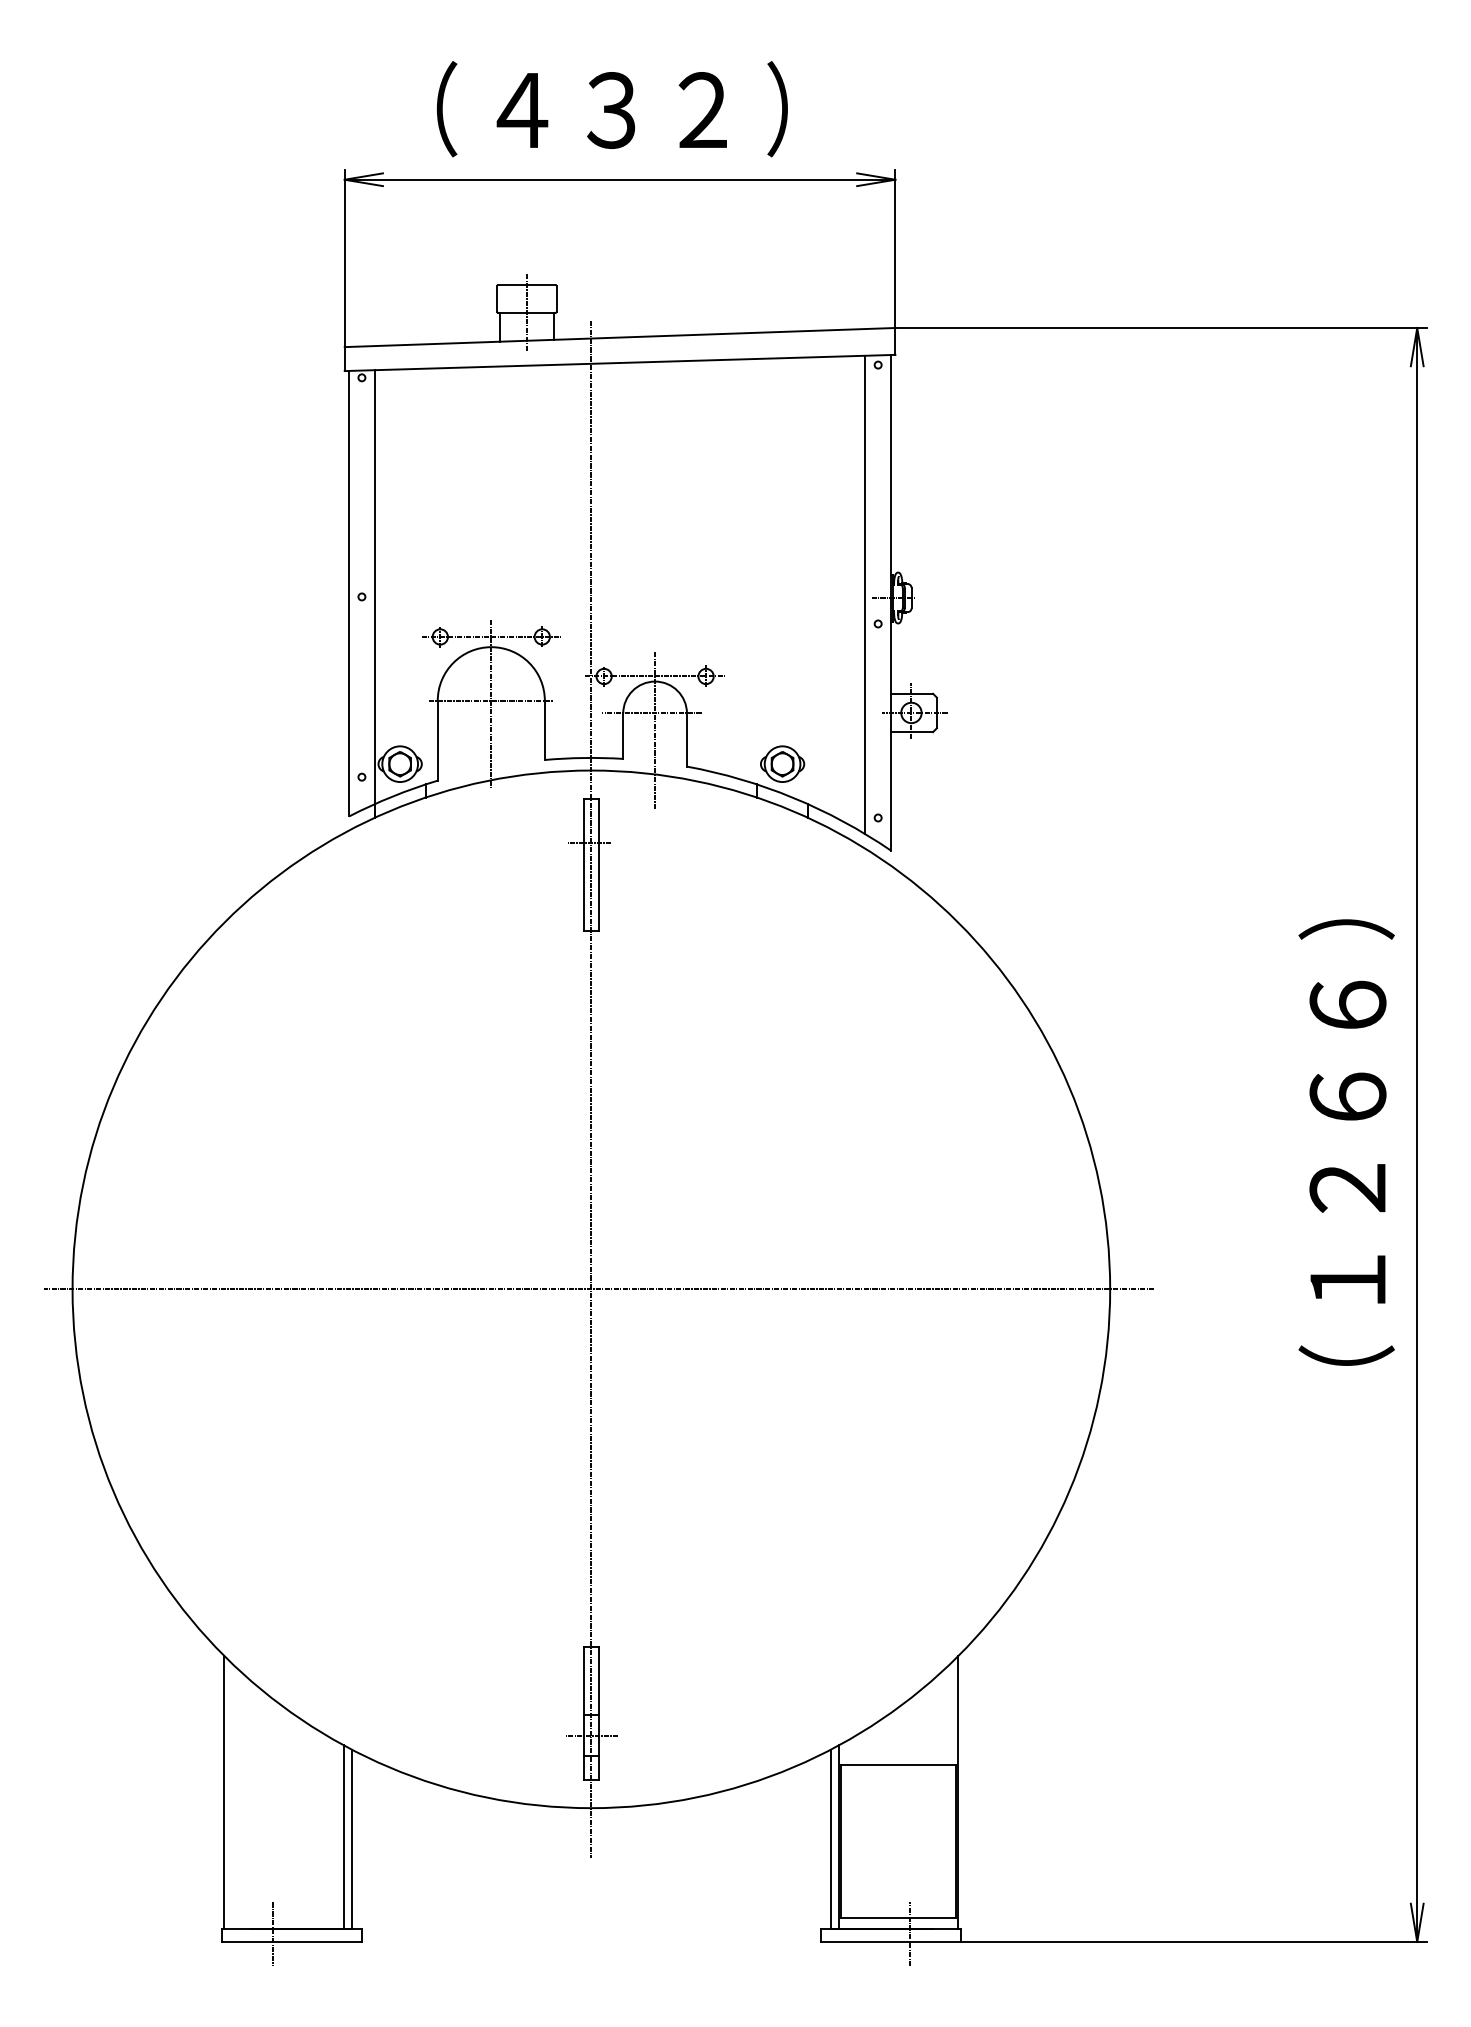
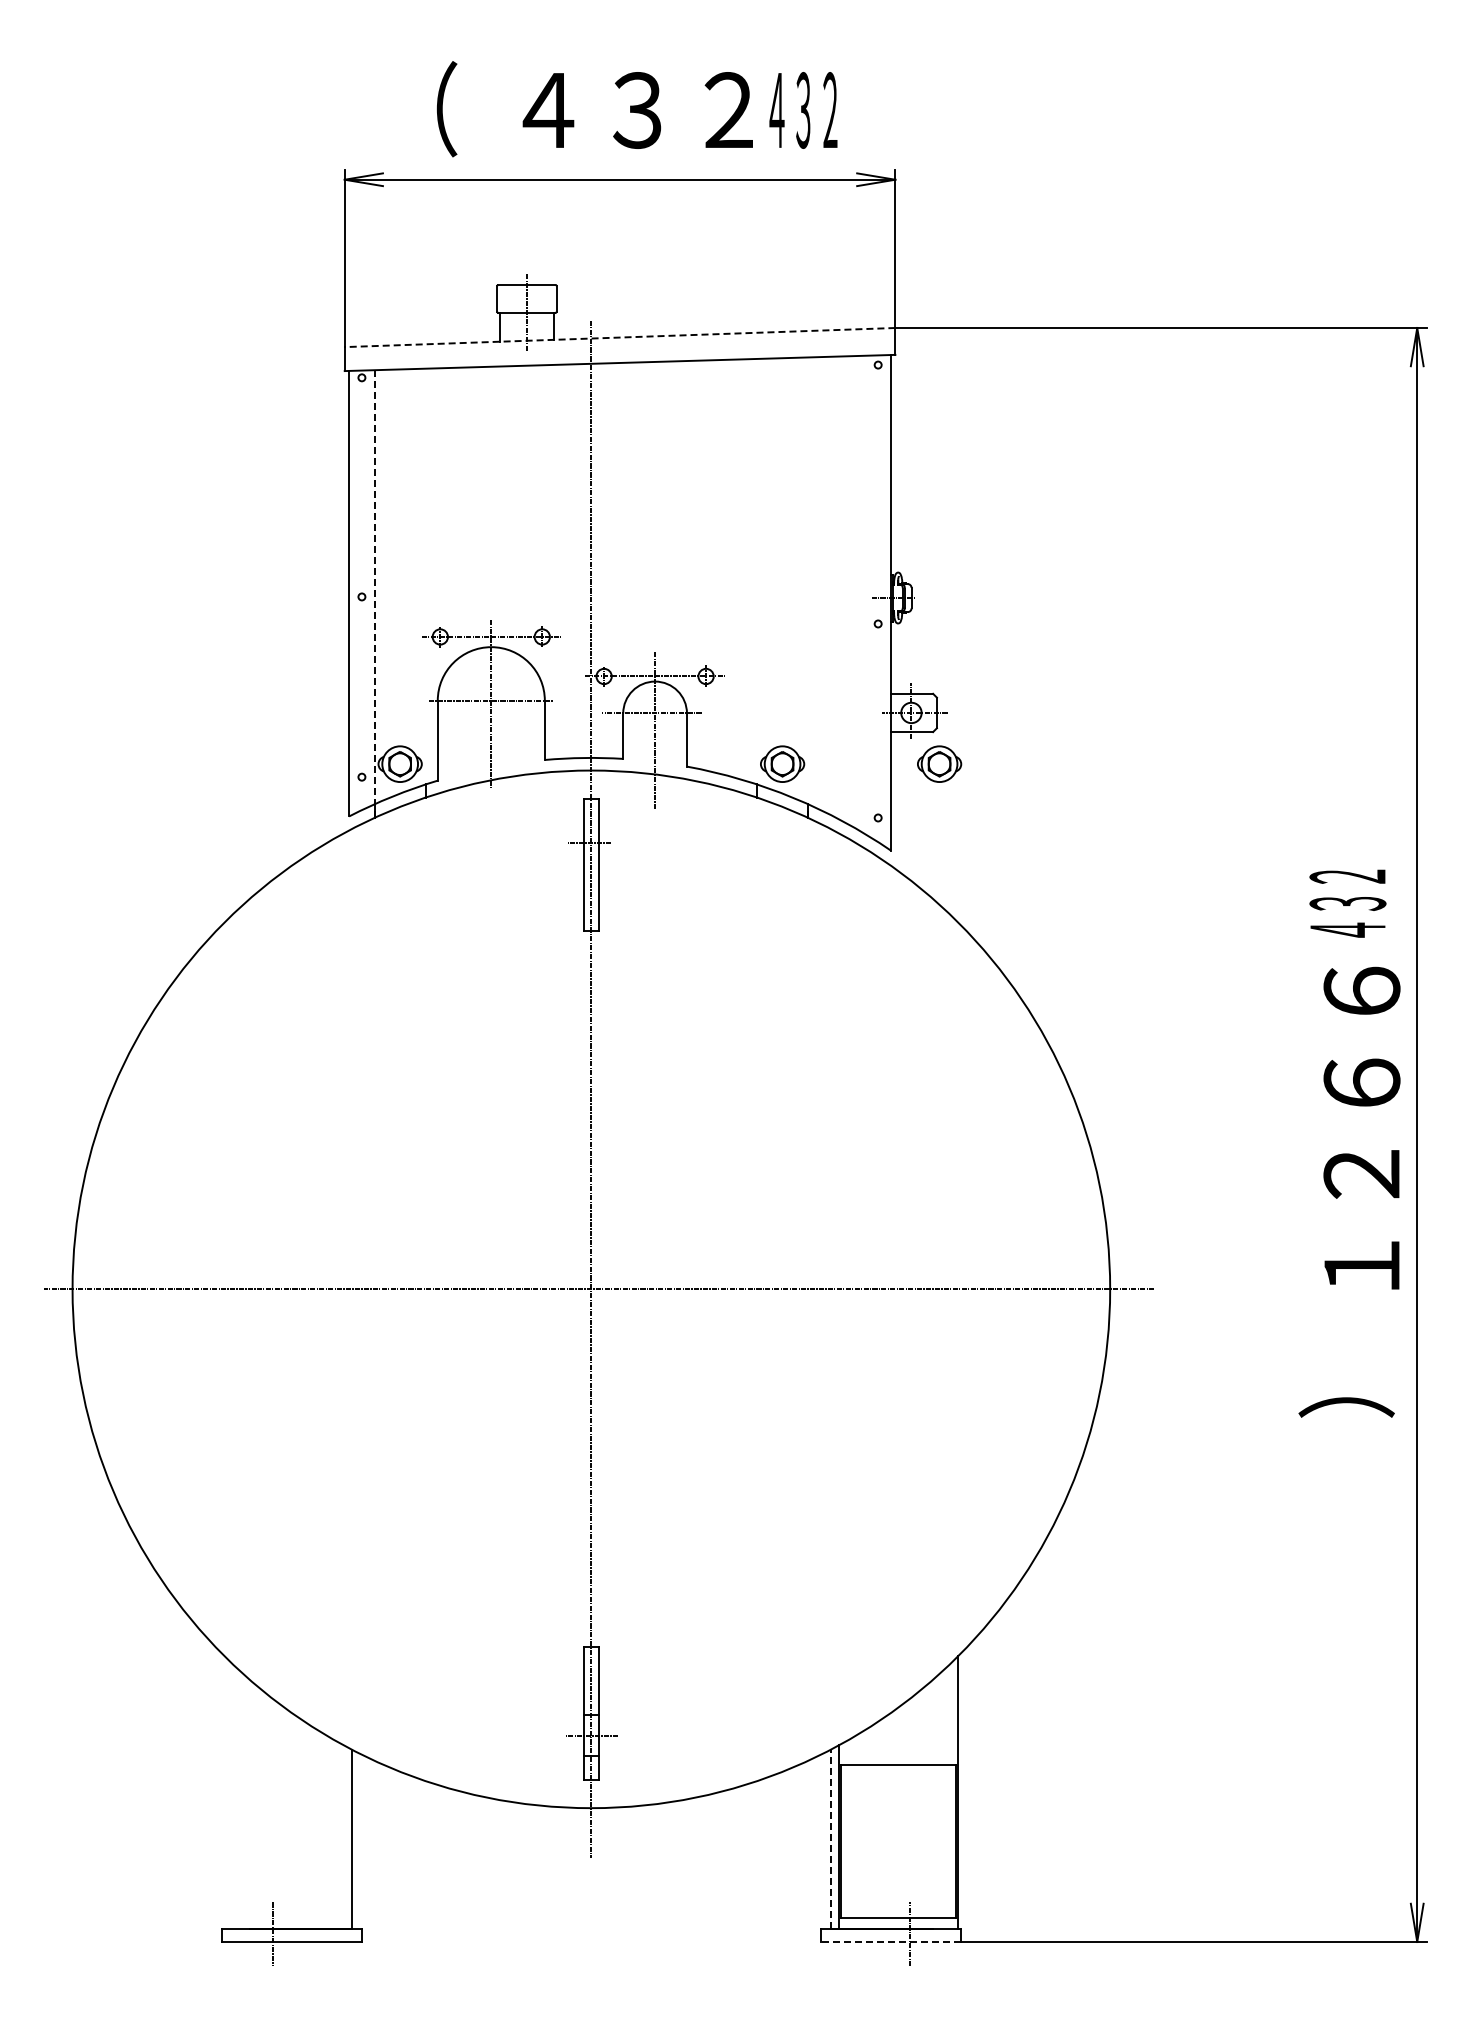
text: ） -> ４３２ (802, 109)
text position: (611, 110) -> (637, 110) (637, 110)
line: solid -> dashed (619, 337)
line: solid -> dashed (374, 587)
line: present -> none (865, 594)
part: none -> present (939, 763)
text: ） -> ４３２ (1346, 904)
text position: (1347, 1141) -> (1361, 1127) (1361, 1127)
text: （ -> ） (1346, 1381)
line: present -> none (224, 1792)
line: present -> none (344, 1837)
line: solid -> dashed (831, 1839)
line: solid -> dashed (890, 1942)
